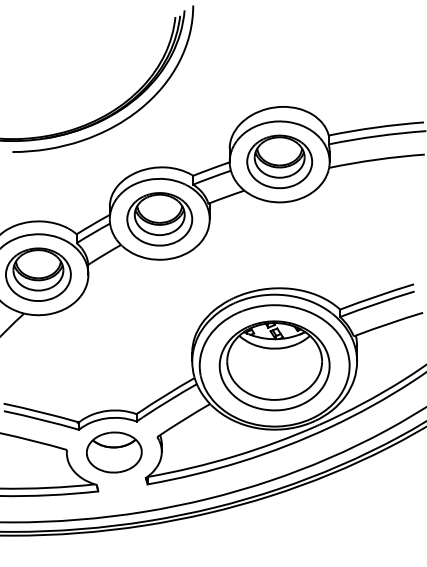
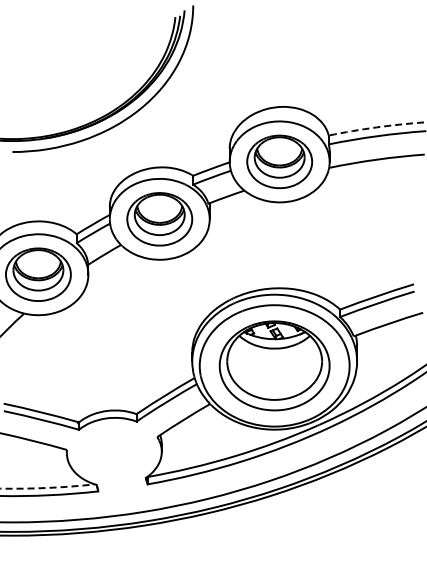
arc: solid -> dashed (376, 127)
part: present -> none (114, 452)
arc: solid -> dashed (47, 487)
